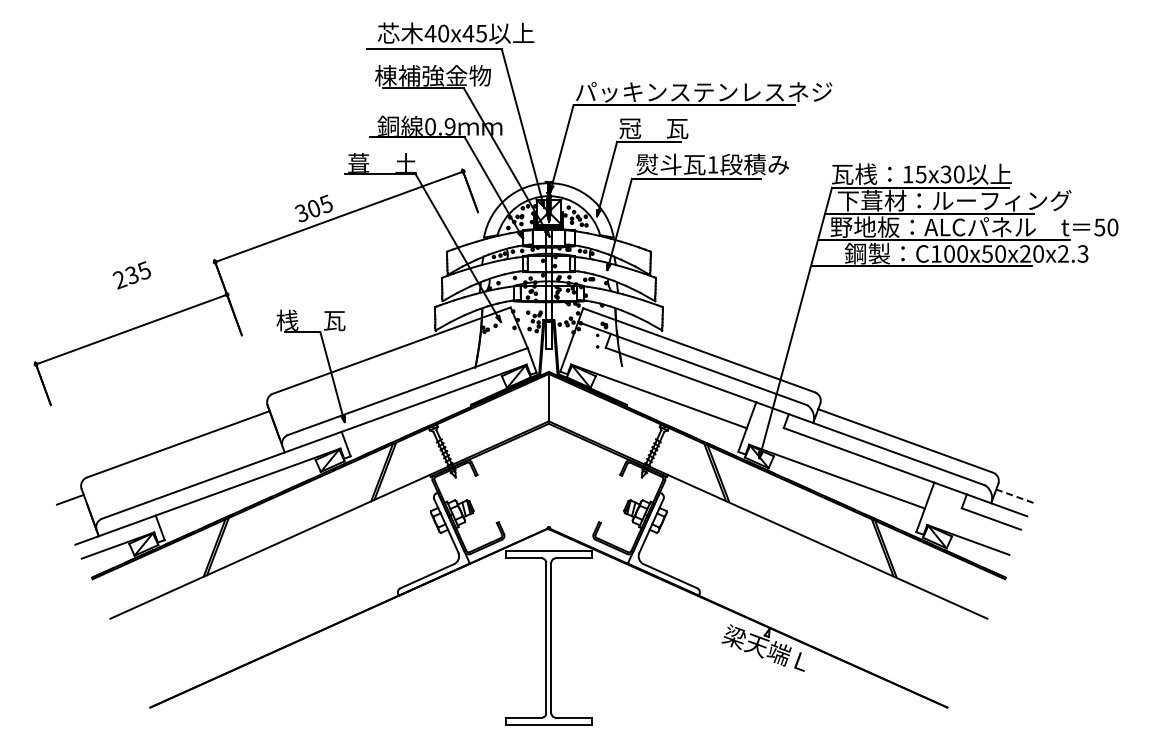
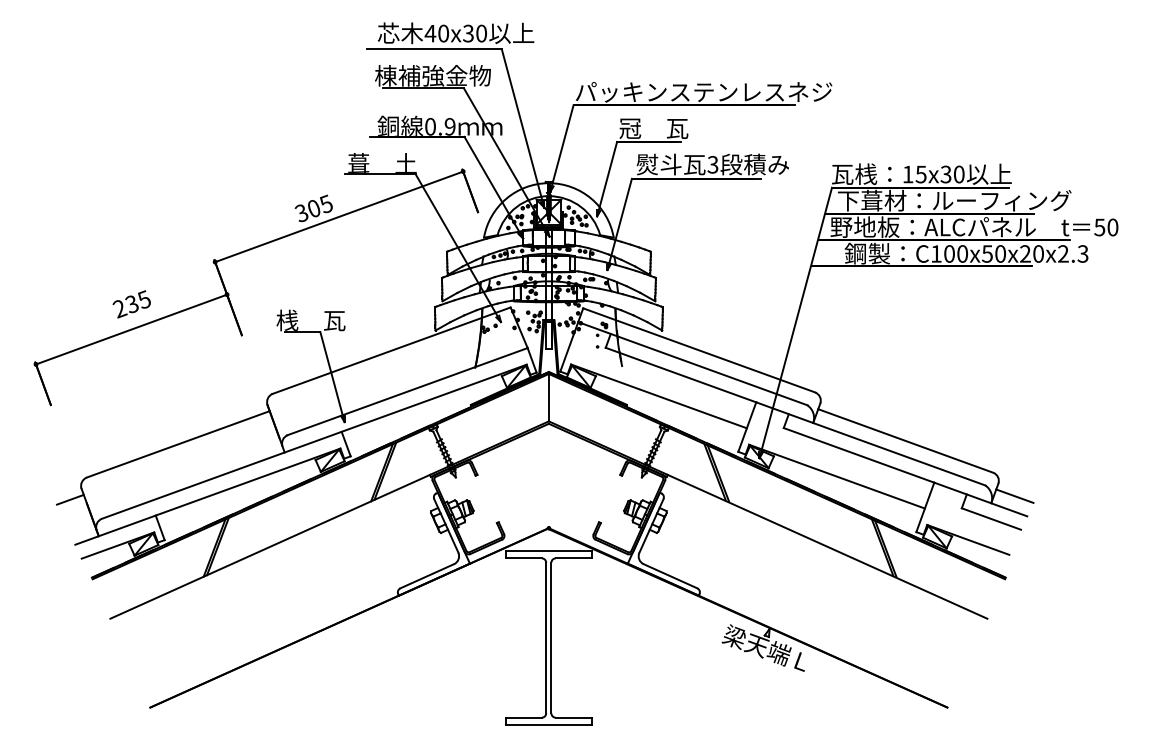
text: 40x45 -> 40x30 (474, 33)
text: 1 -> 3 (712, 164)
text position: (131, 275) -> (131, 304) (131, 304)
line: dashed -> solid (1014, 496)
